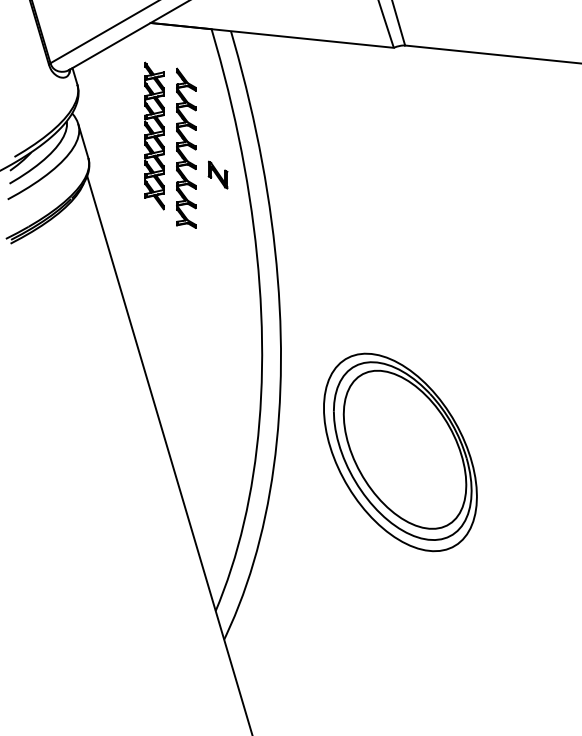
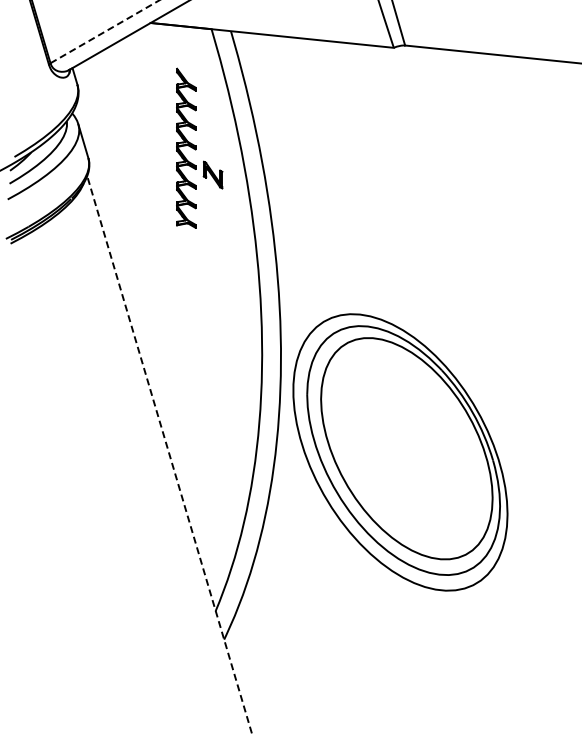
line: solid -> dashed (105, 31)
part: present -> none (154, 135)
part position: (217, 174) -> (212, 174) (212, 174)
part size: 155x201 px -> 217x279 px (400, 452)
line: solid -> dashed (169, 455)
